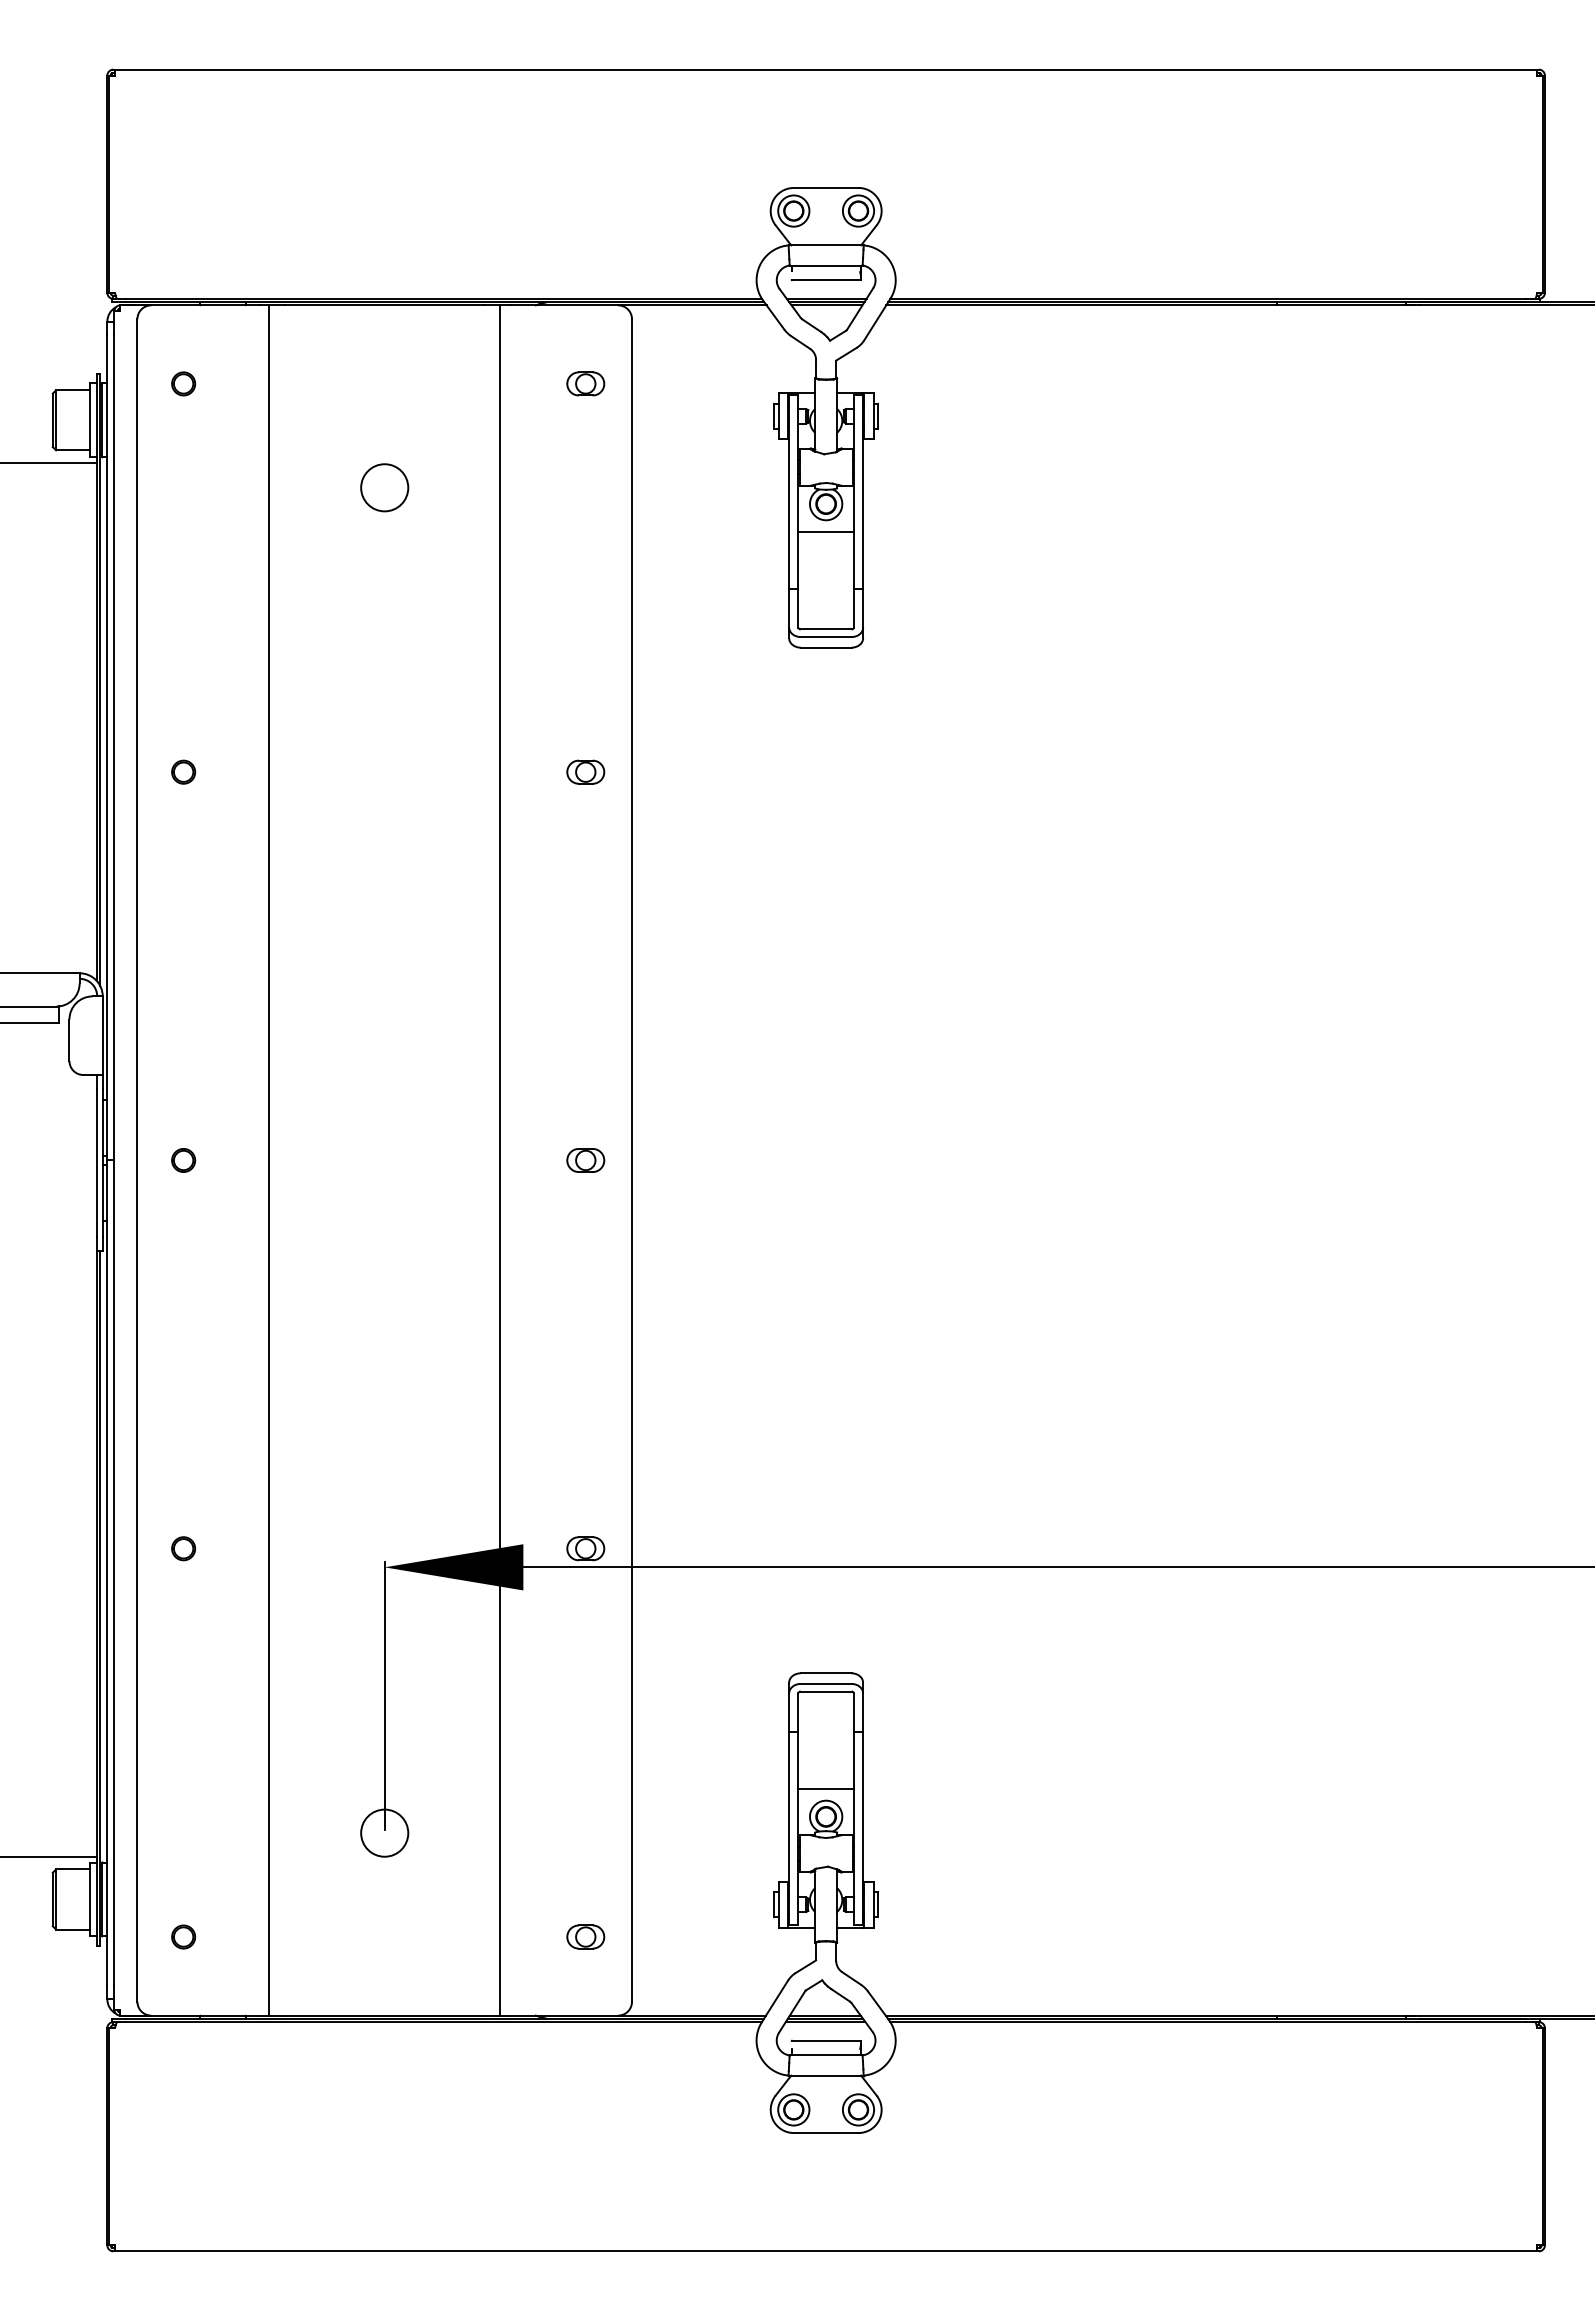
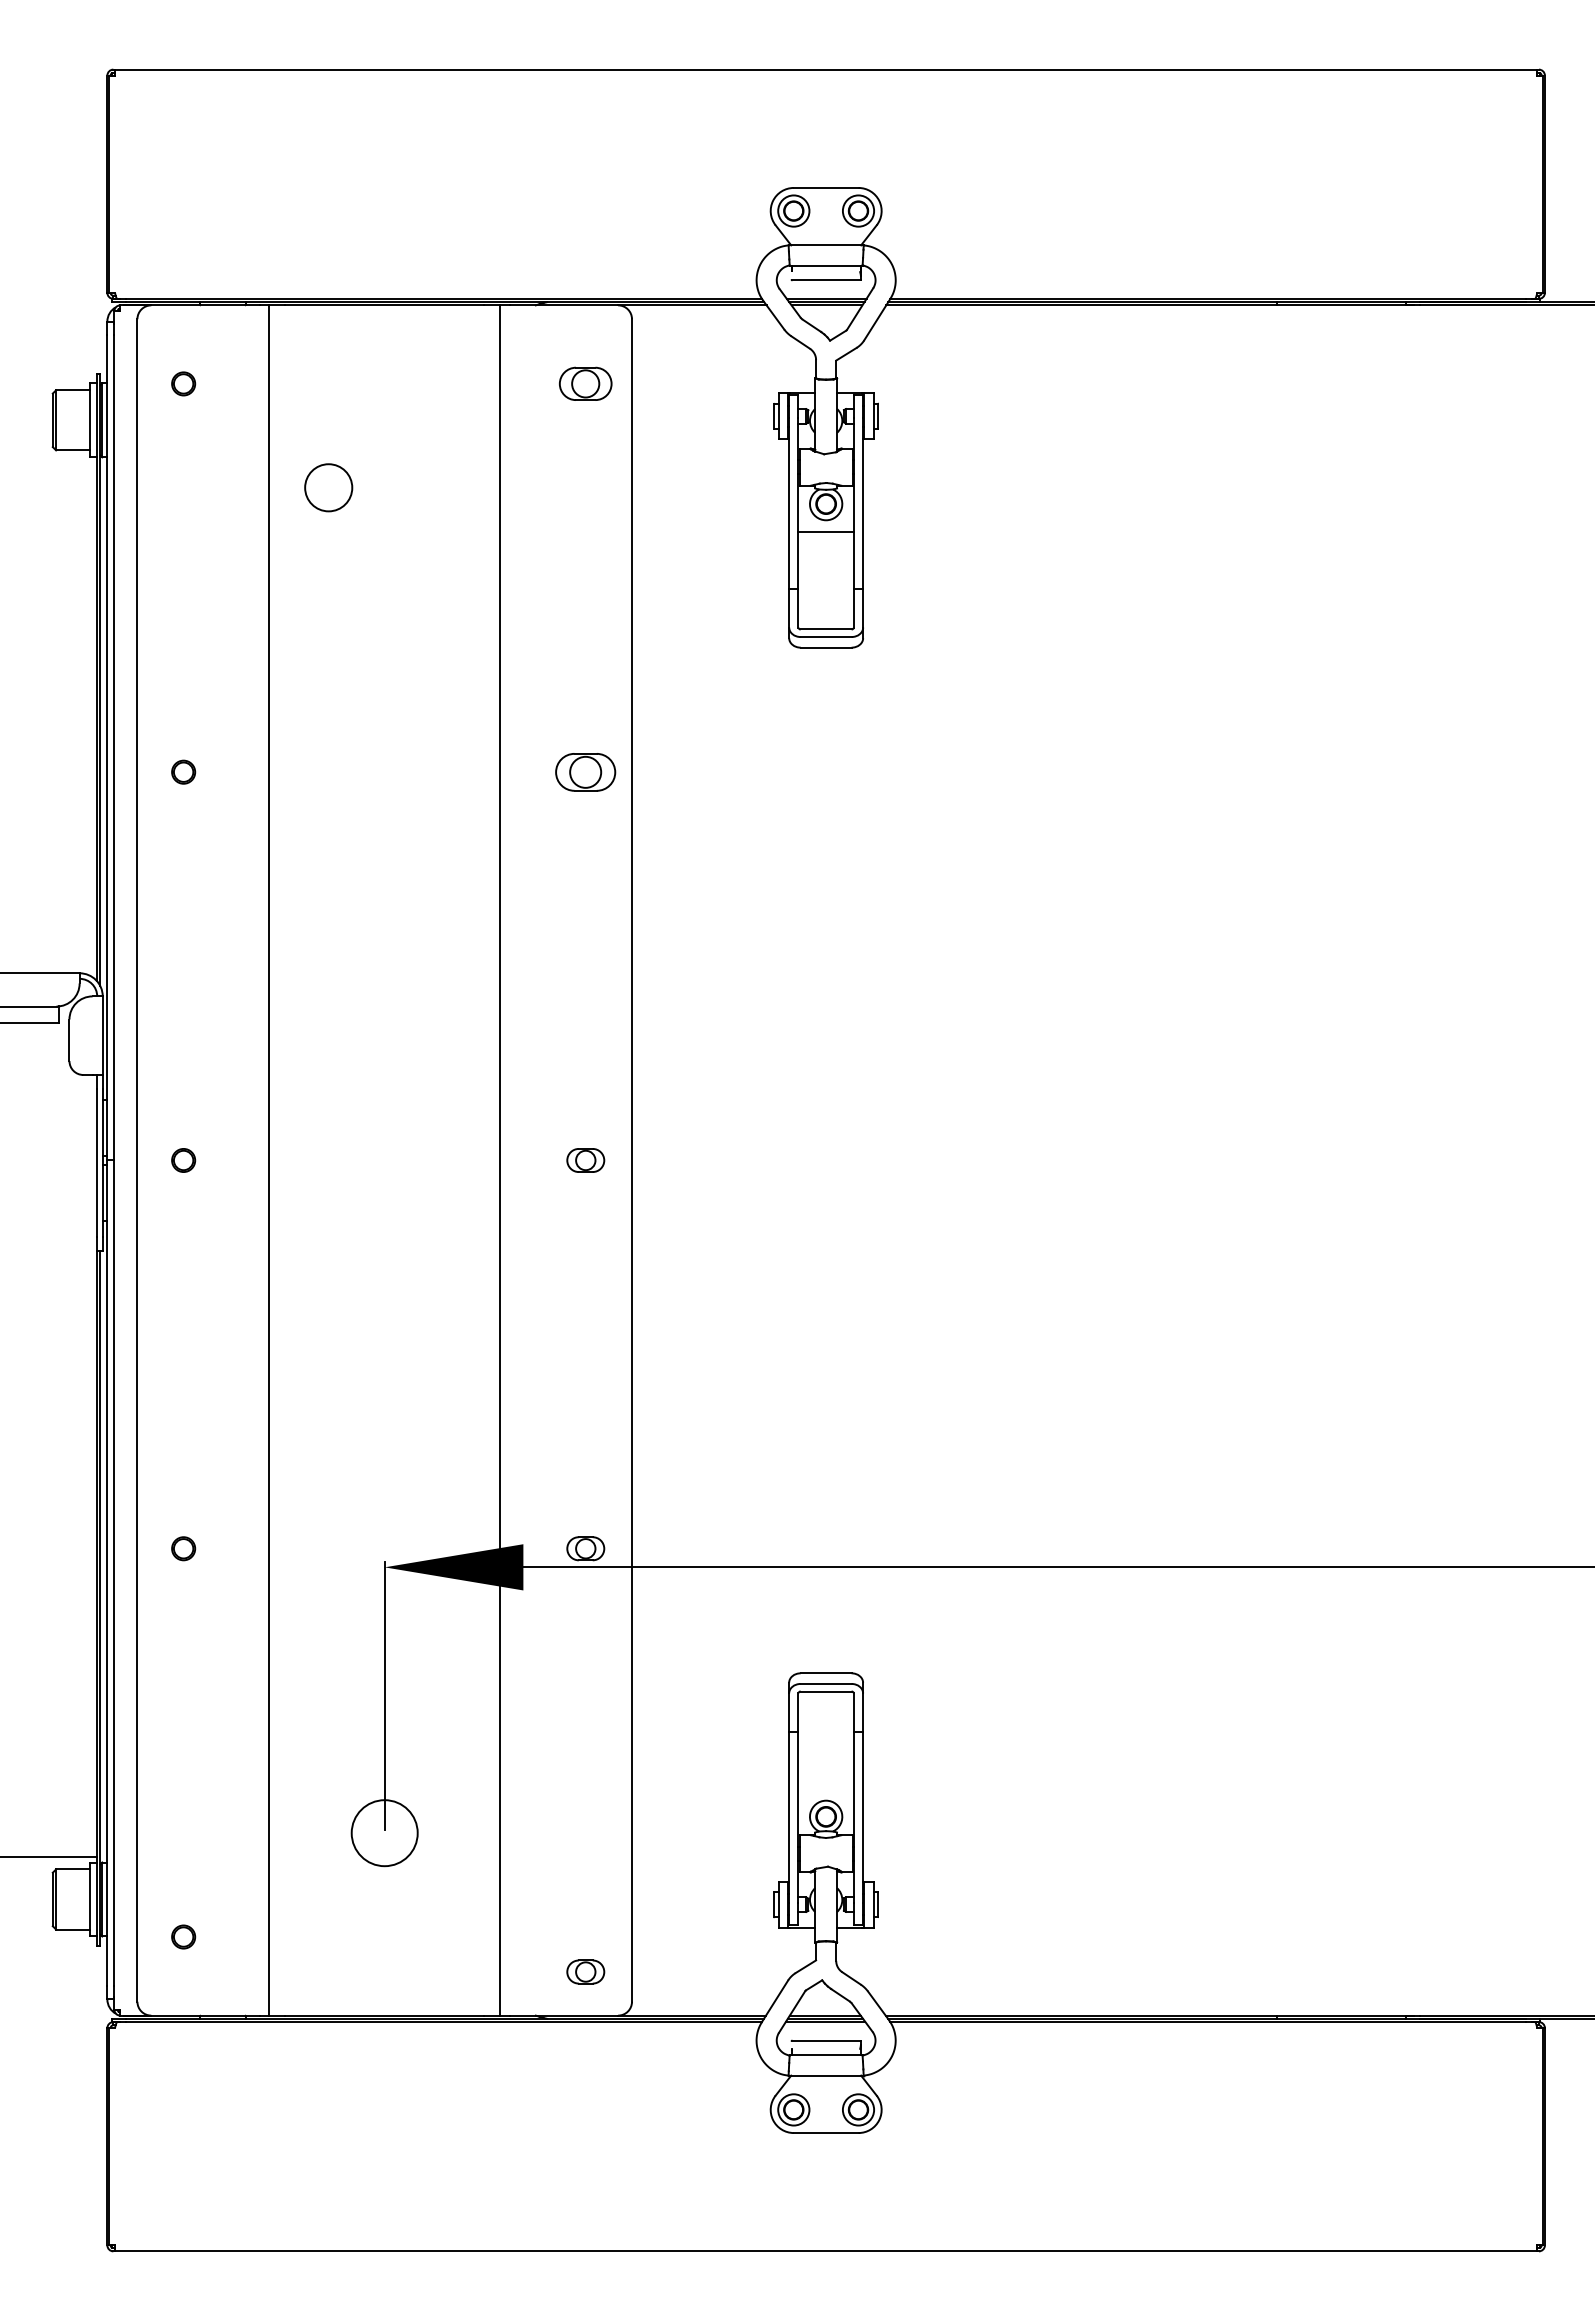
part size: 40x26 px -> 54x35 px (585, 383)
line: present -> none (49, 463)
circle position: (384, 487) -> (328, 487) (328, 487)
part size: 40x26 px -> 62x39 px (585, 772)
line: present -> none (825, 1789)
circle diameter: 47 px -> 66 px (384, 1833)
part position: (585, 1936) -> (585, 1971) (585, 1971)
